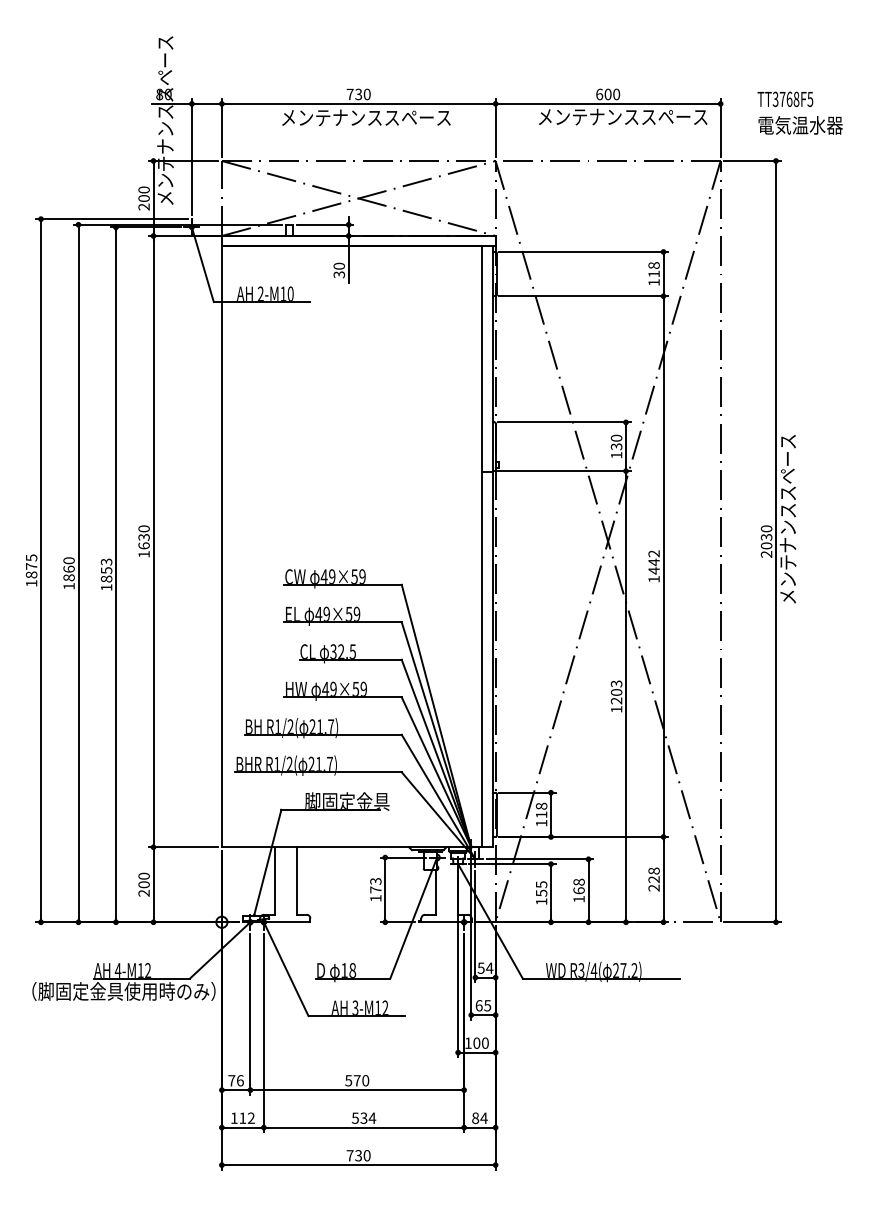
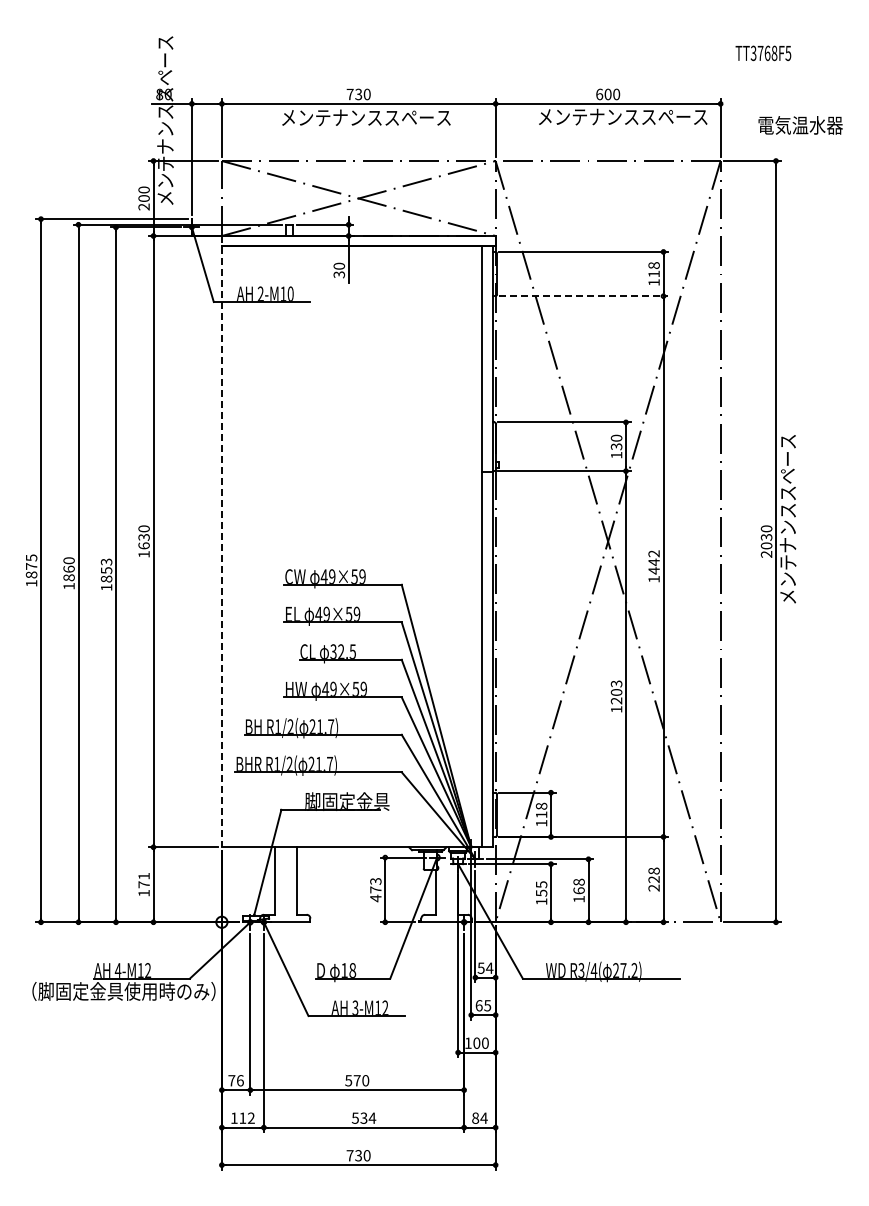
text position: (785, 99) -> (763, 53) (763, 53)
line: solid -> dashed (583, 296)
line: solid -> dashed (221, 541)
text: 200 -> 171 (143, 884)
text: 173 -> 473 (375, 898)
